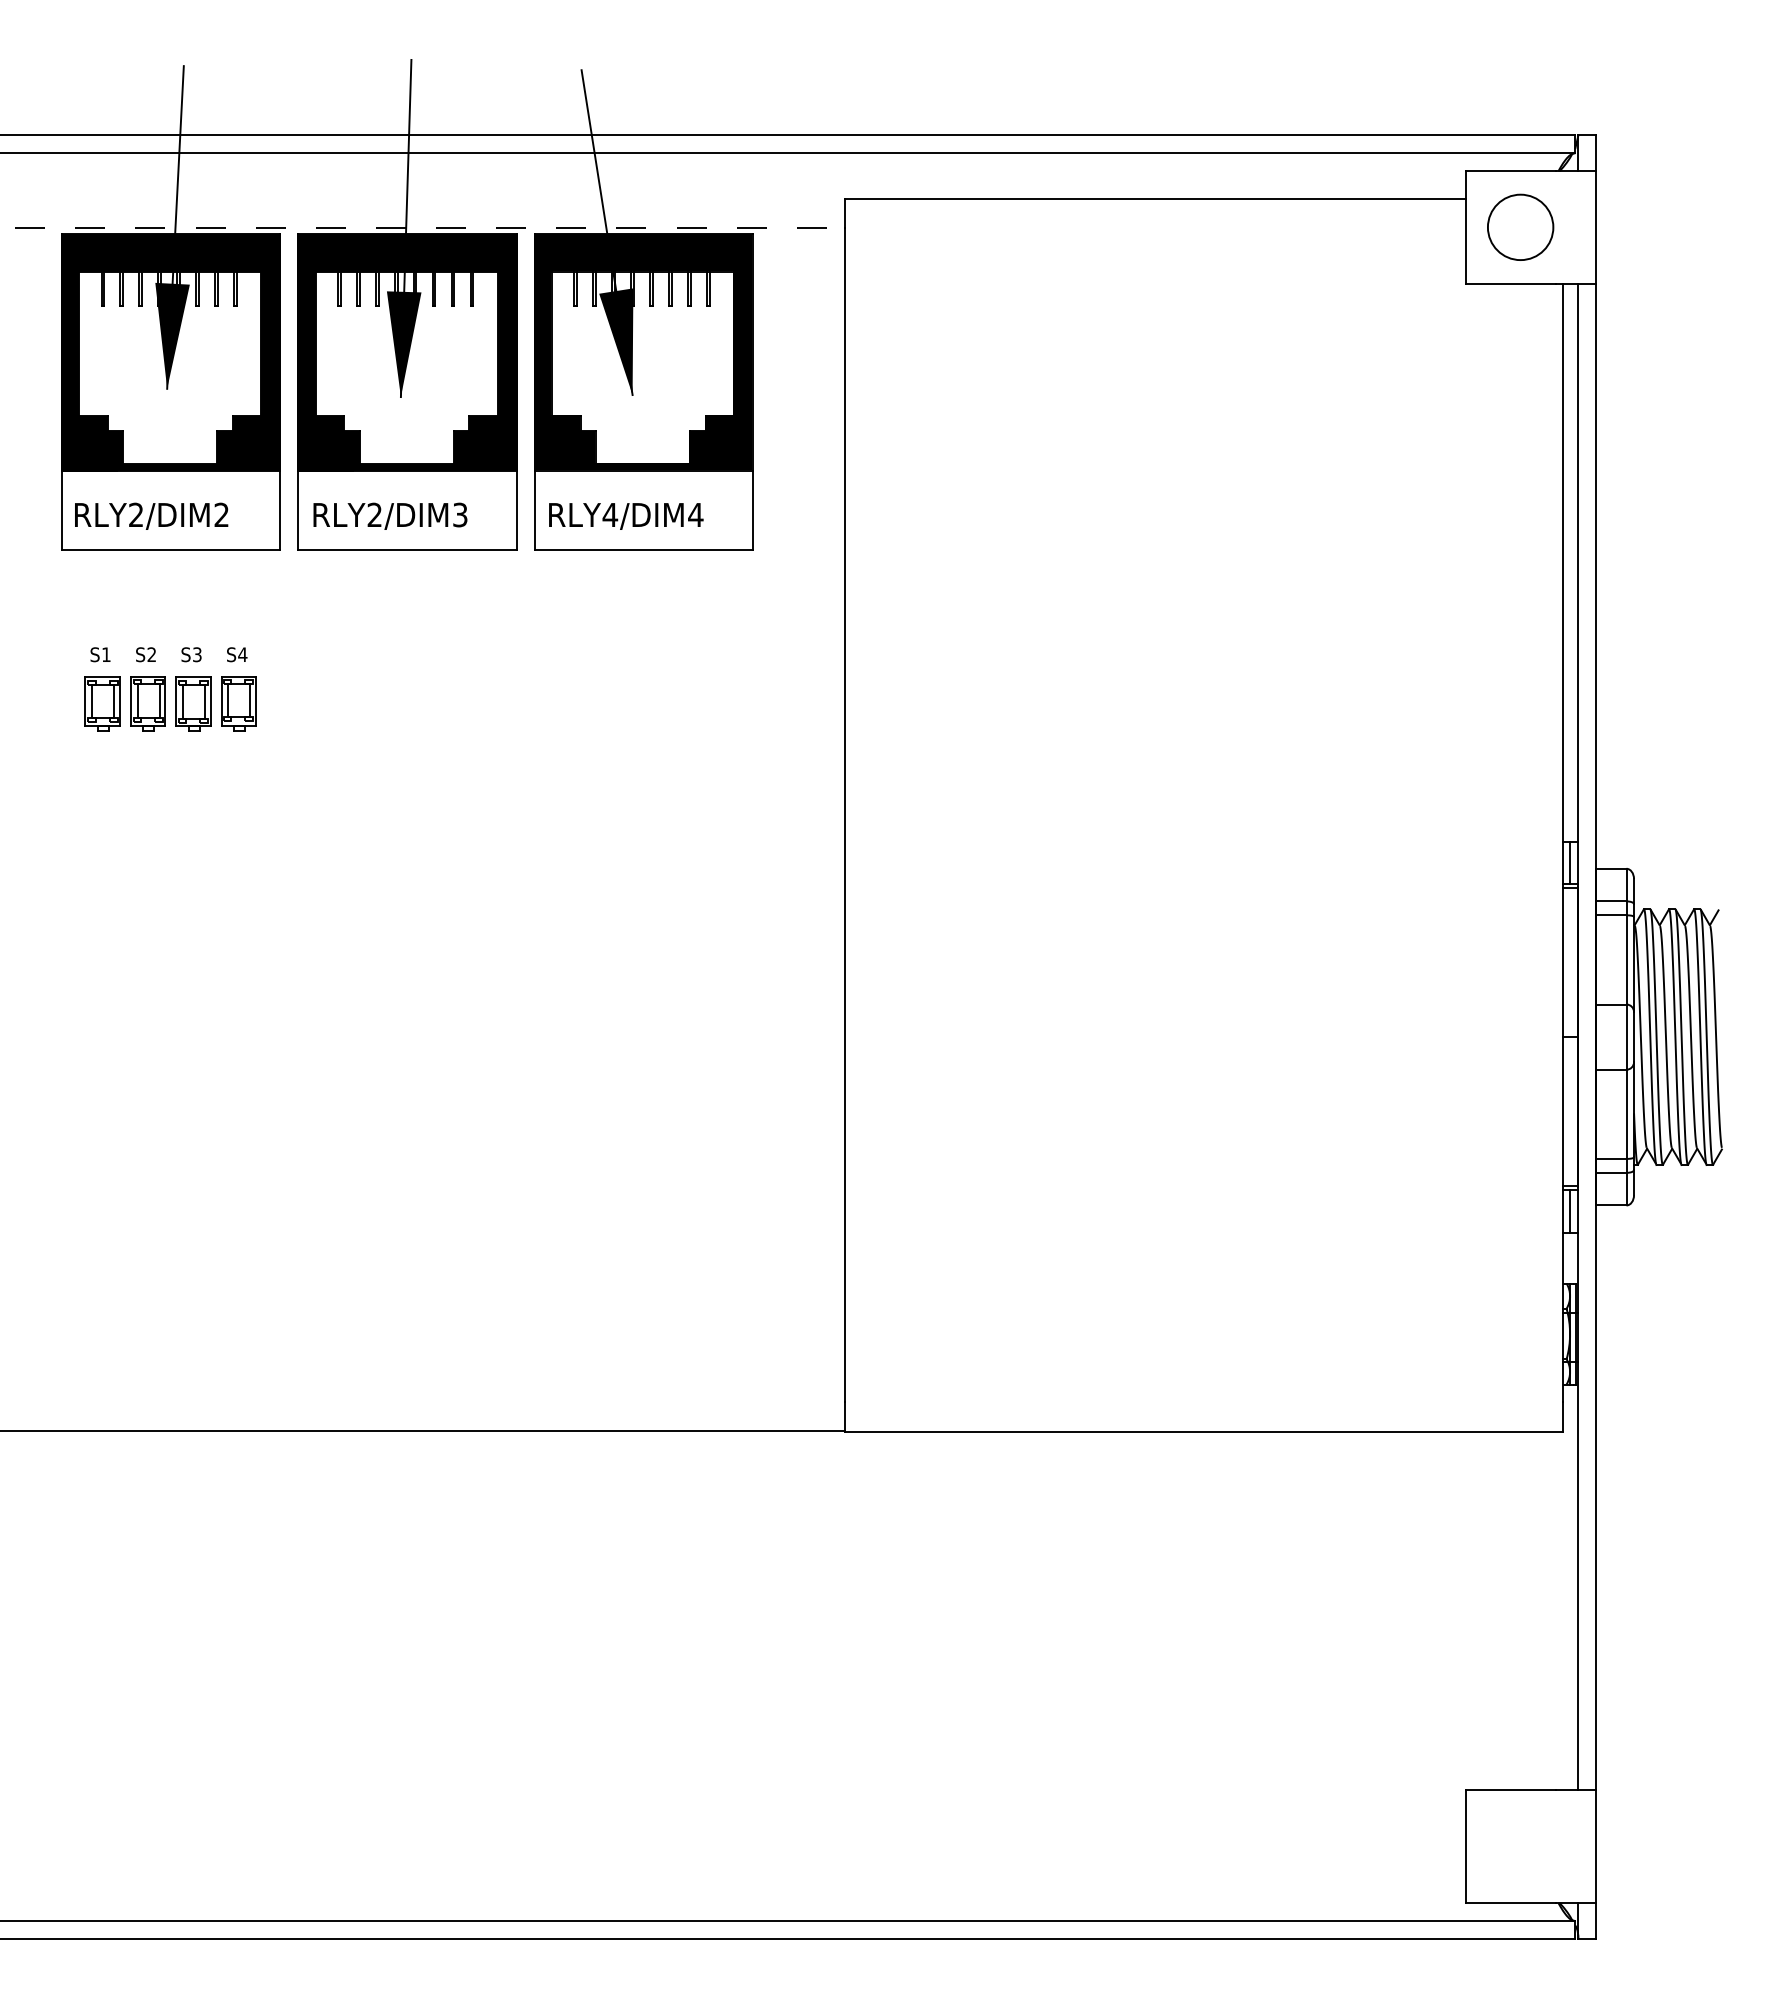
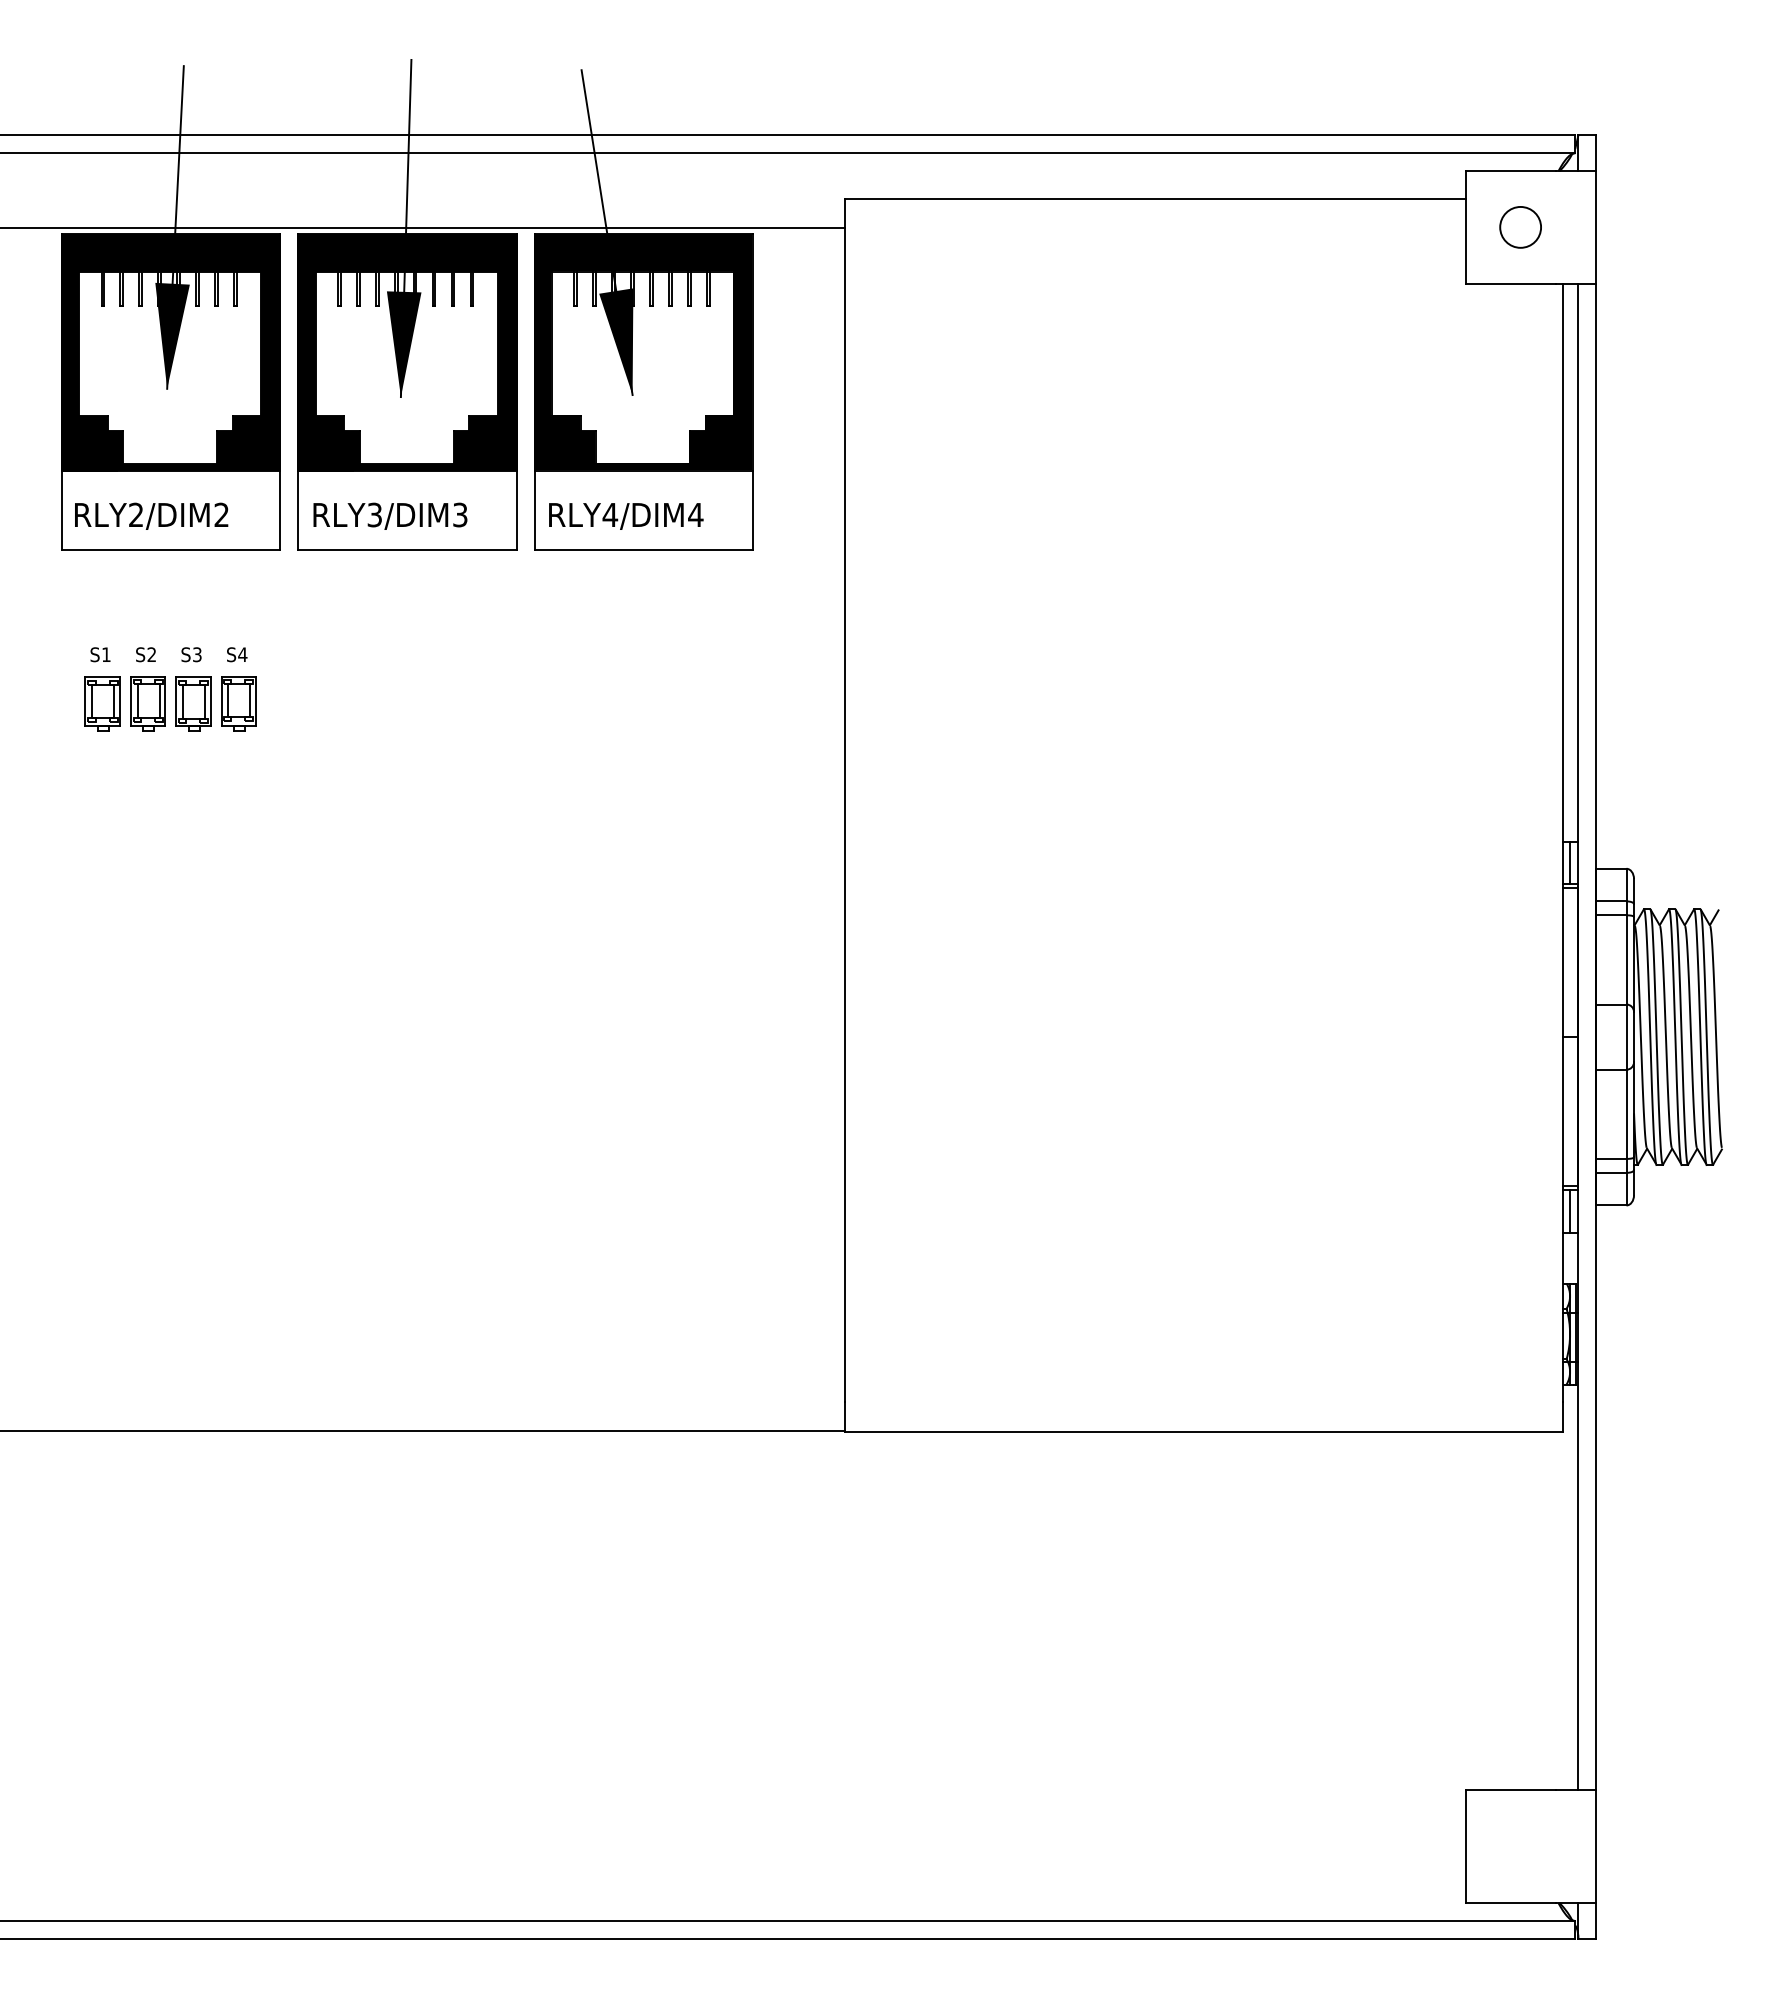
circle diameter: 65 px -> 41 px (1520, 226)
line: dashed -> solid (423, 228)
text: RLY2/DIM3 -> RLY3/DIM3 (374, 515)
